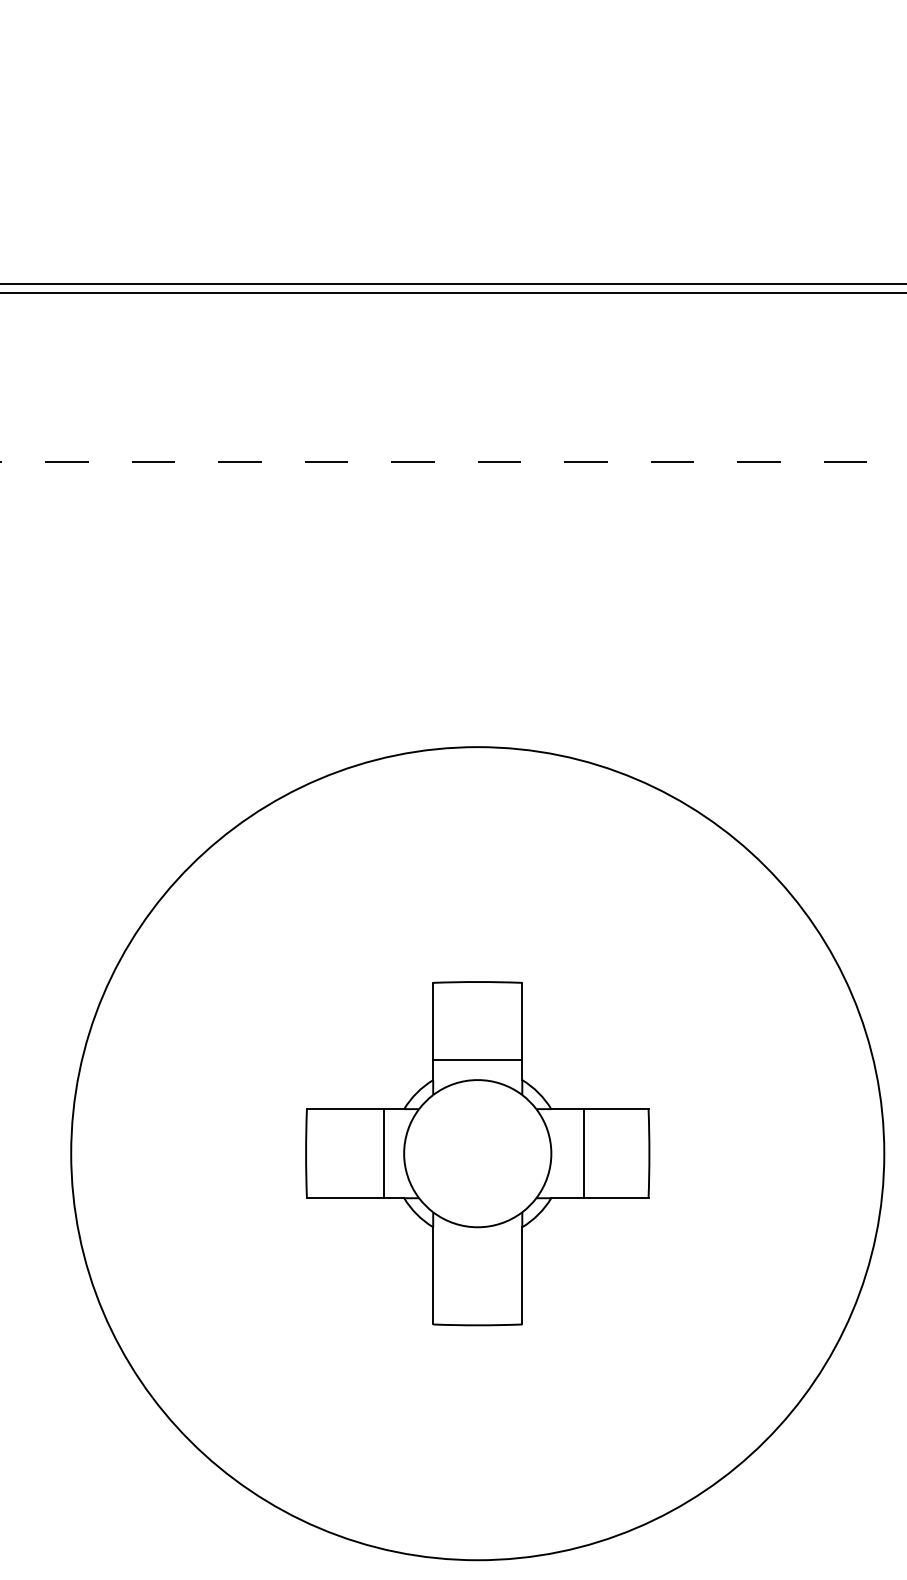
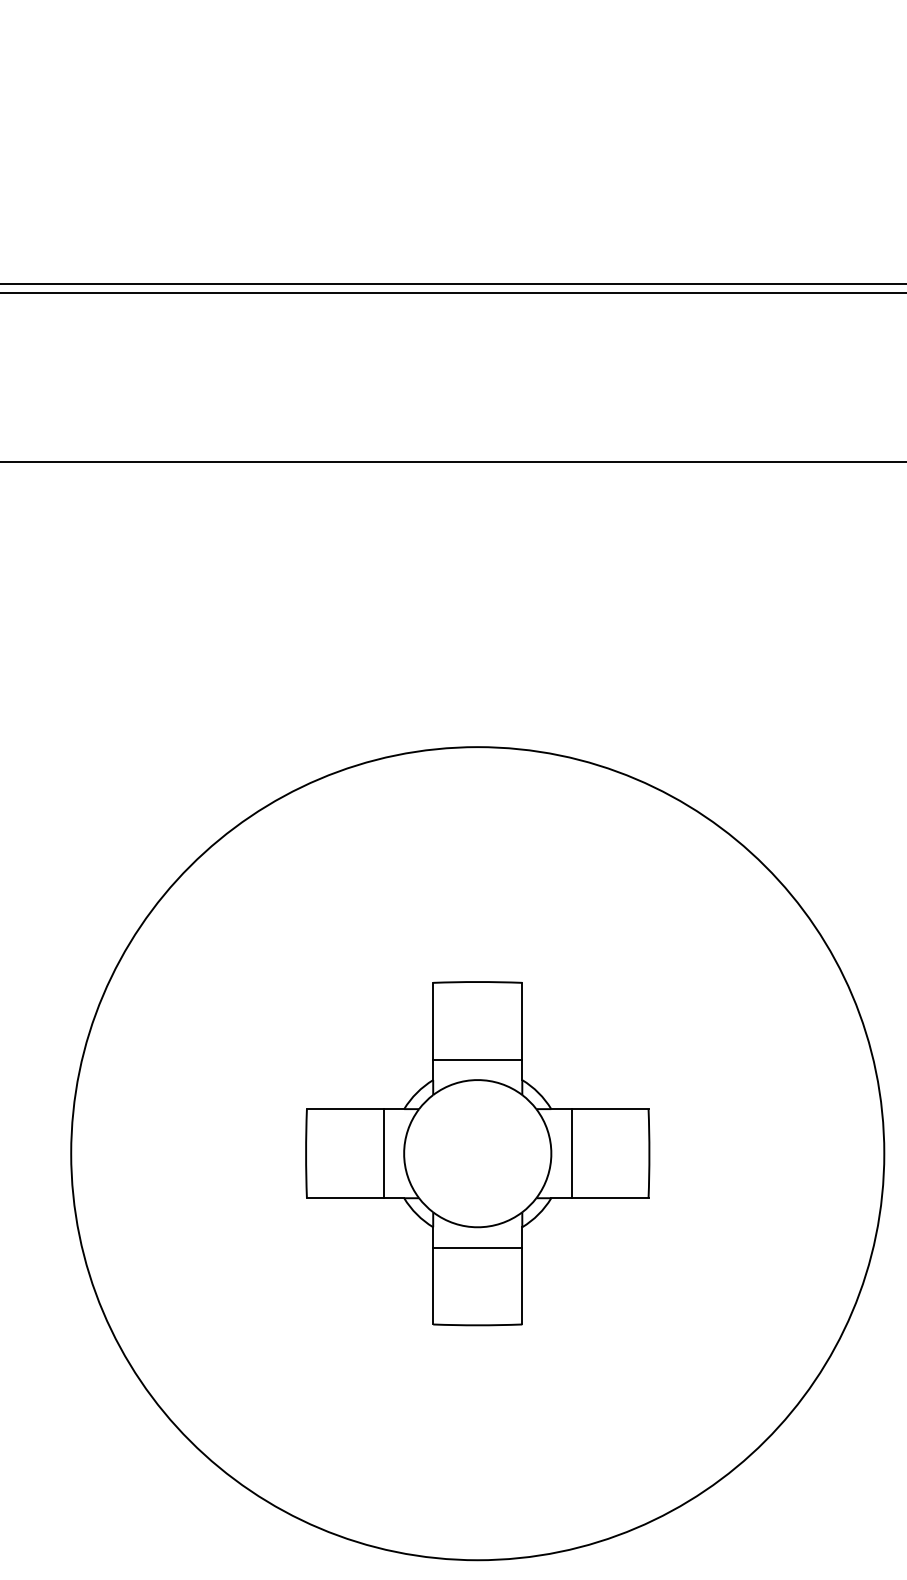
line: dashed -> solid (454, 461)
line position: (583, 1153) -> (571, 1153) (571, 1153)
line: none -> present (477, 1247)
